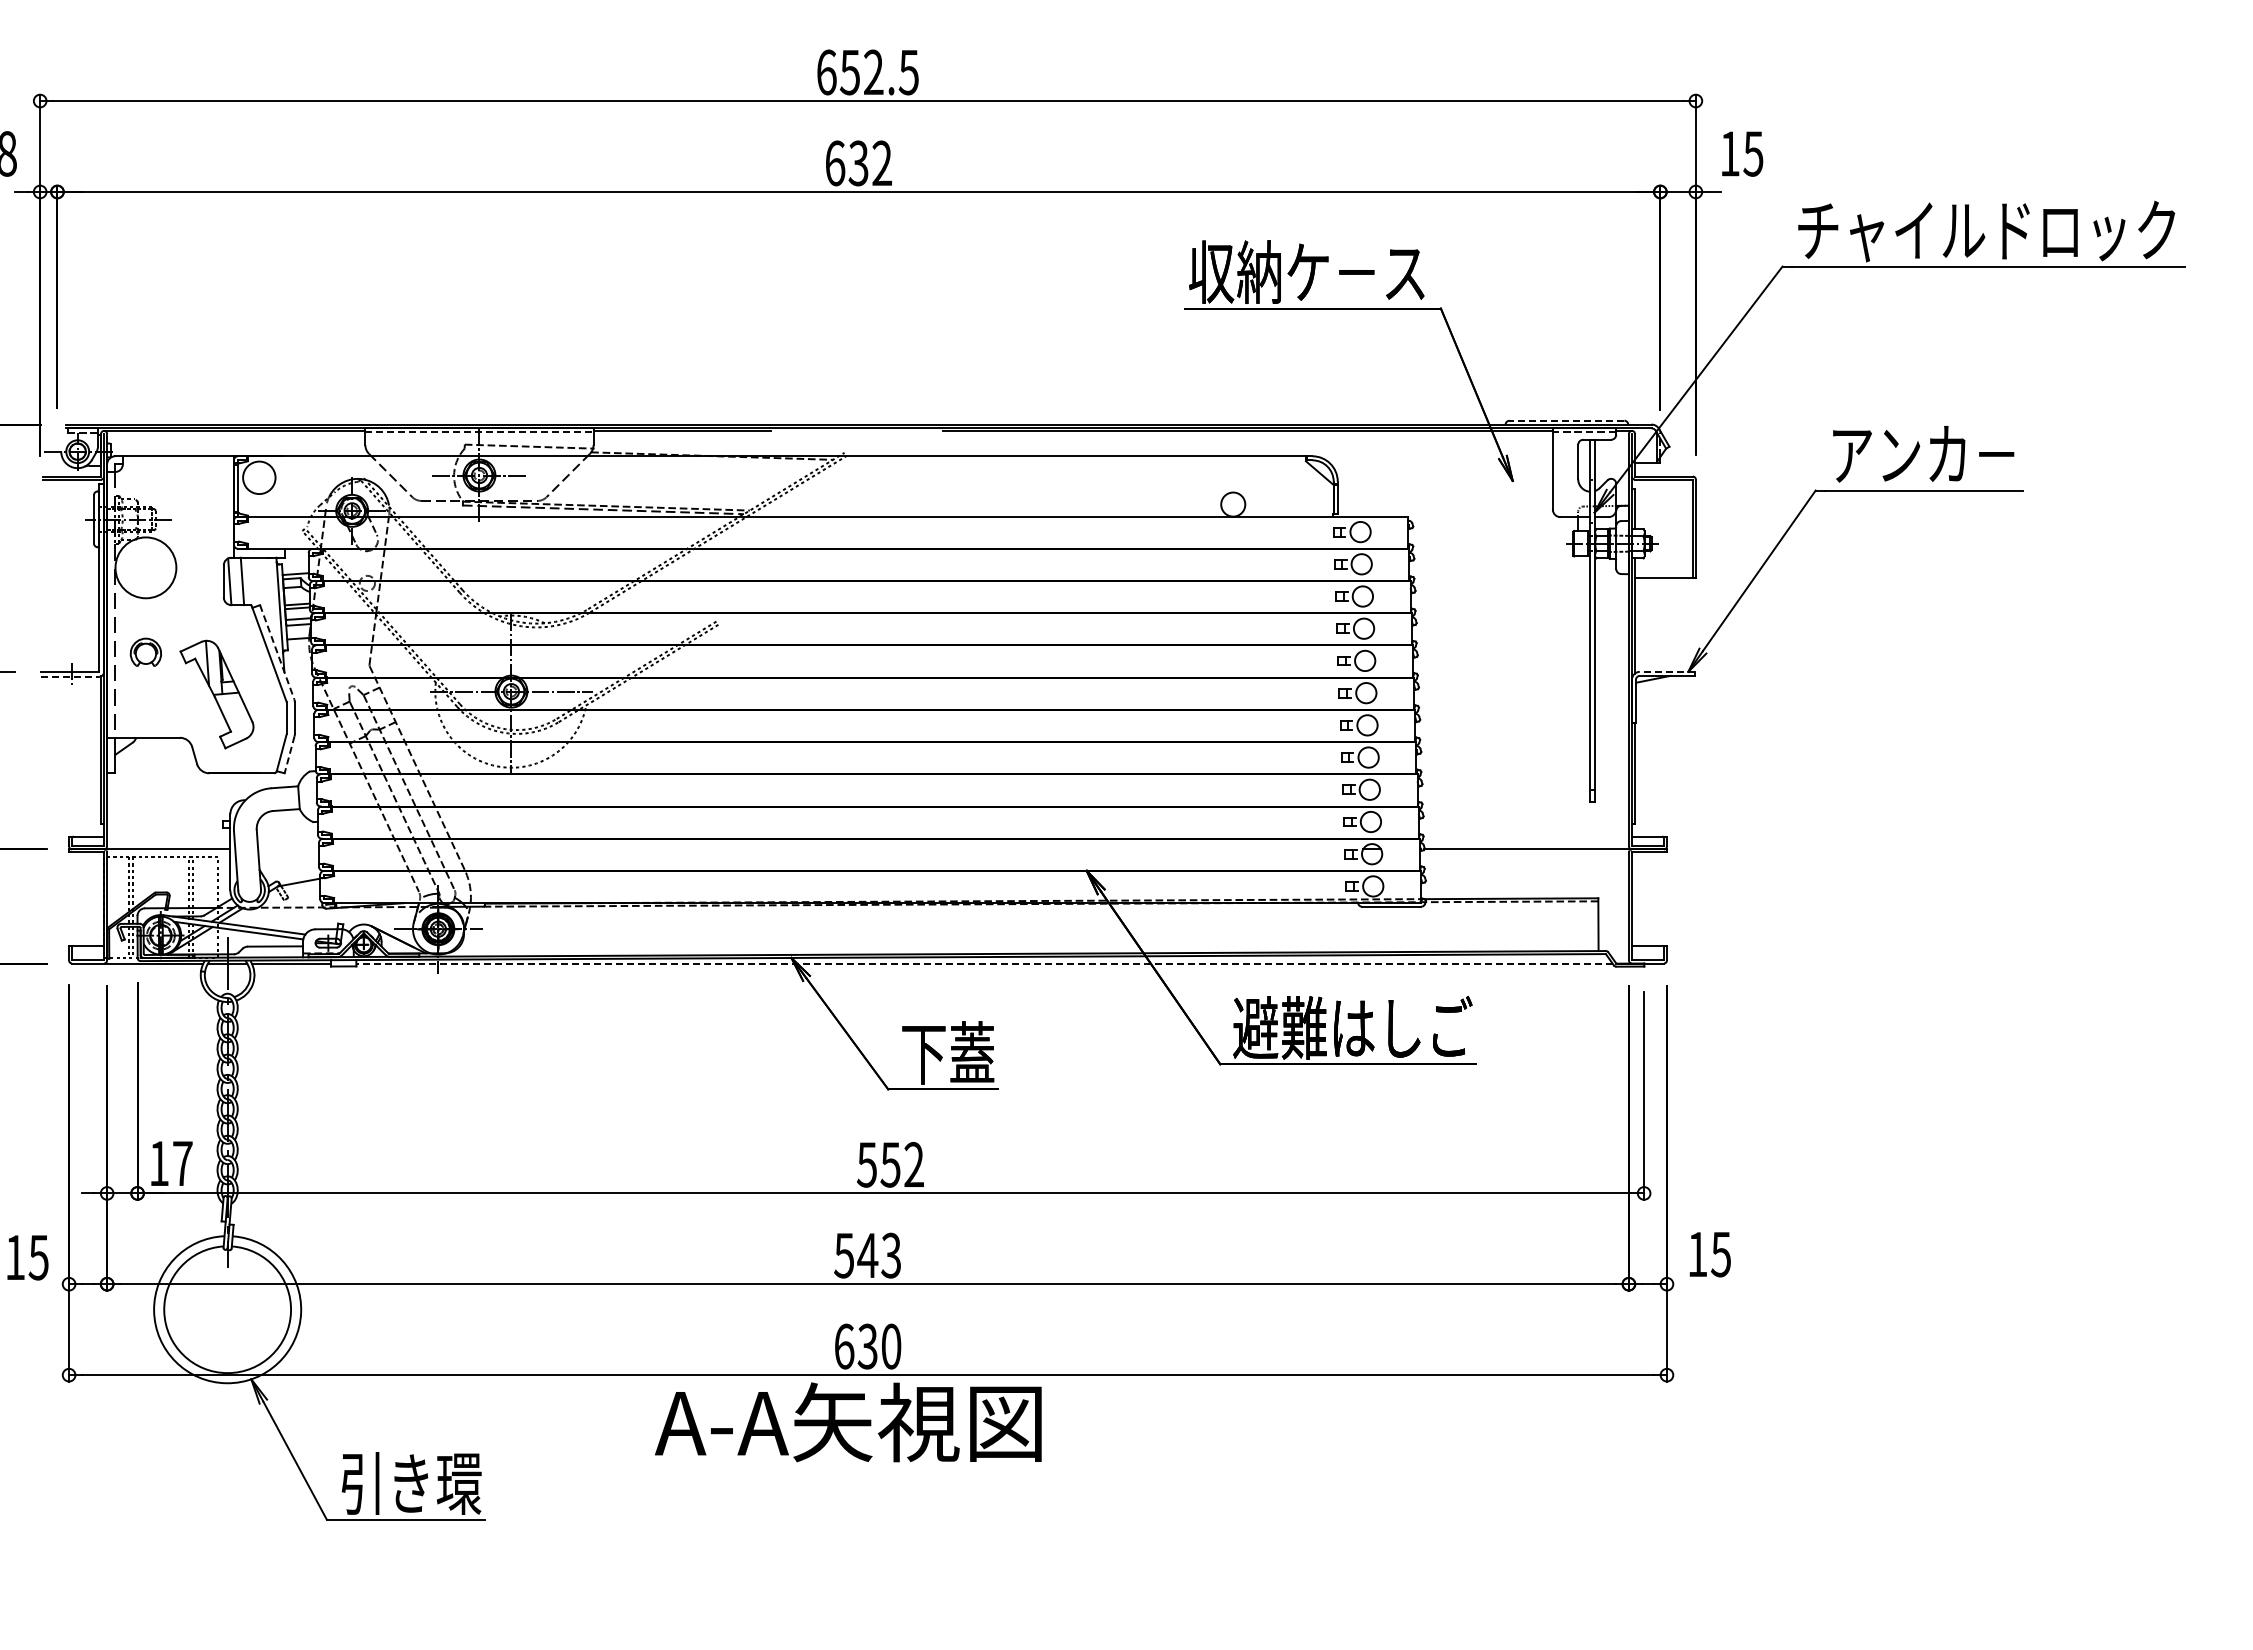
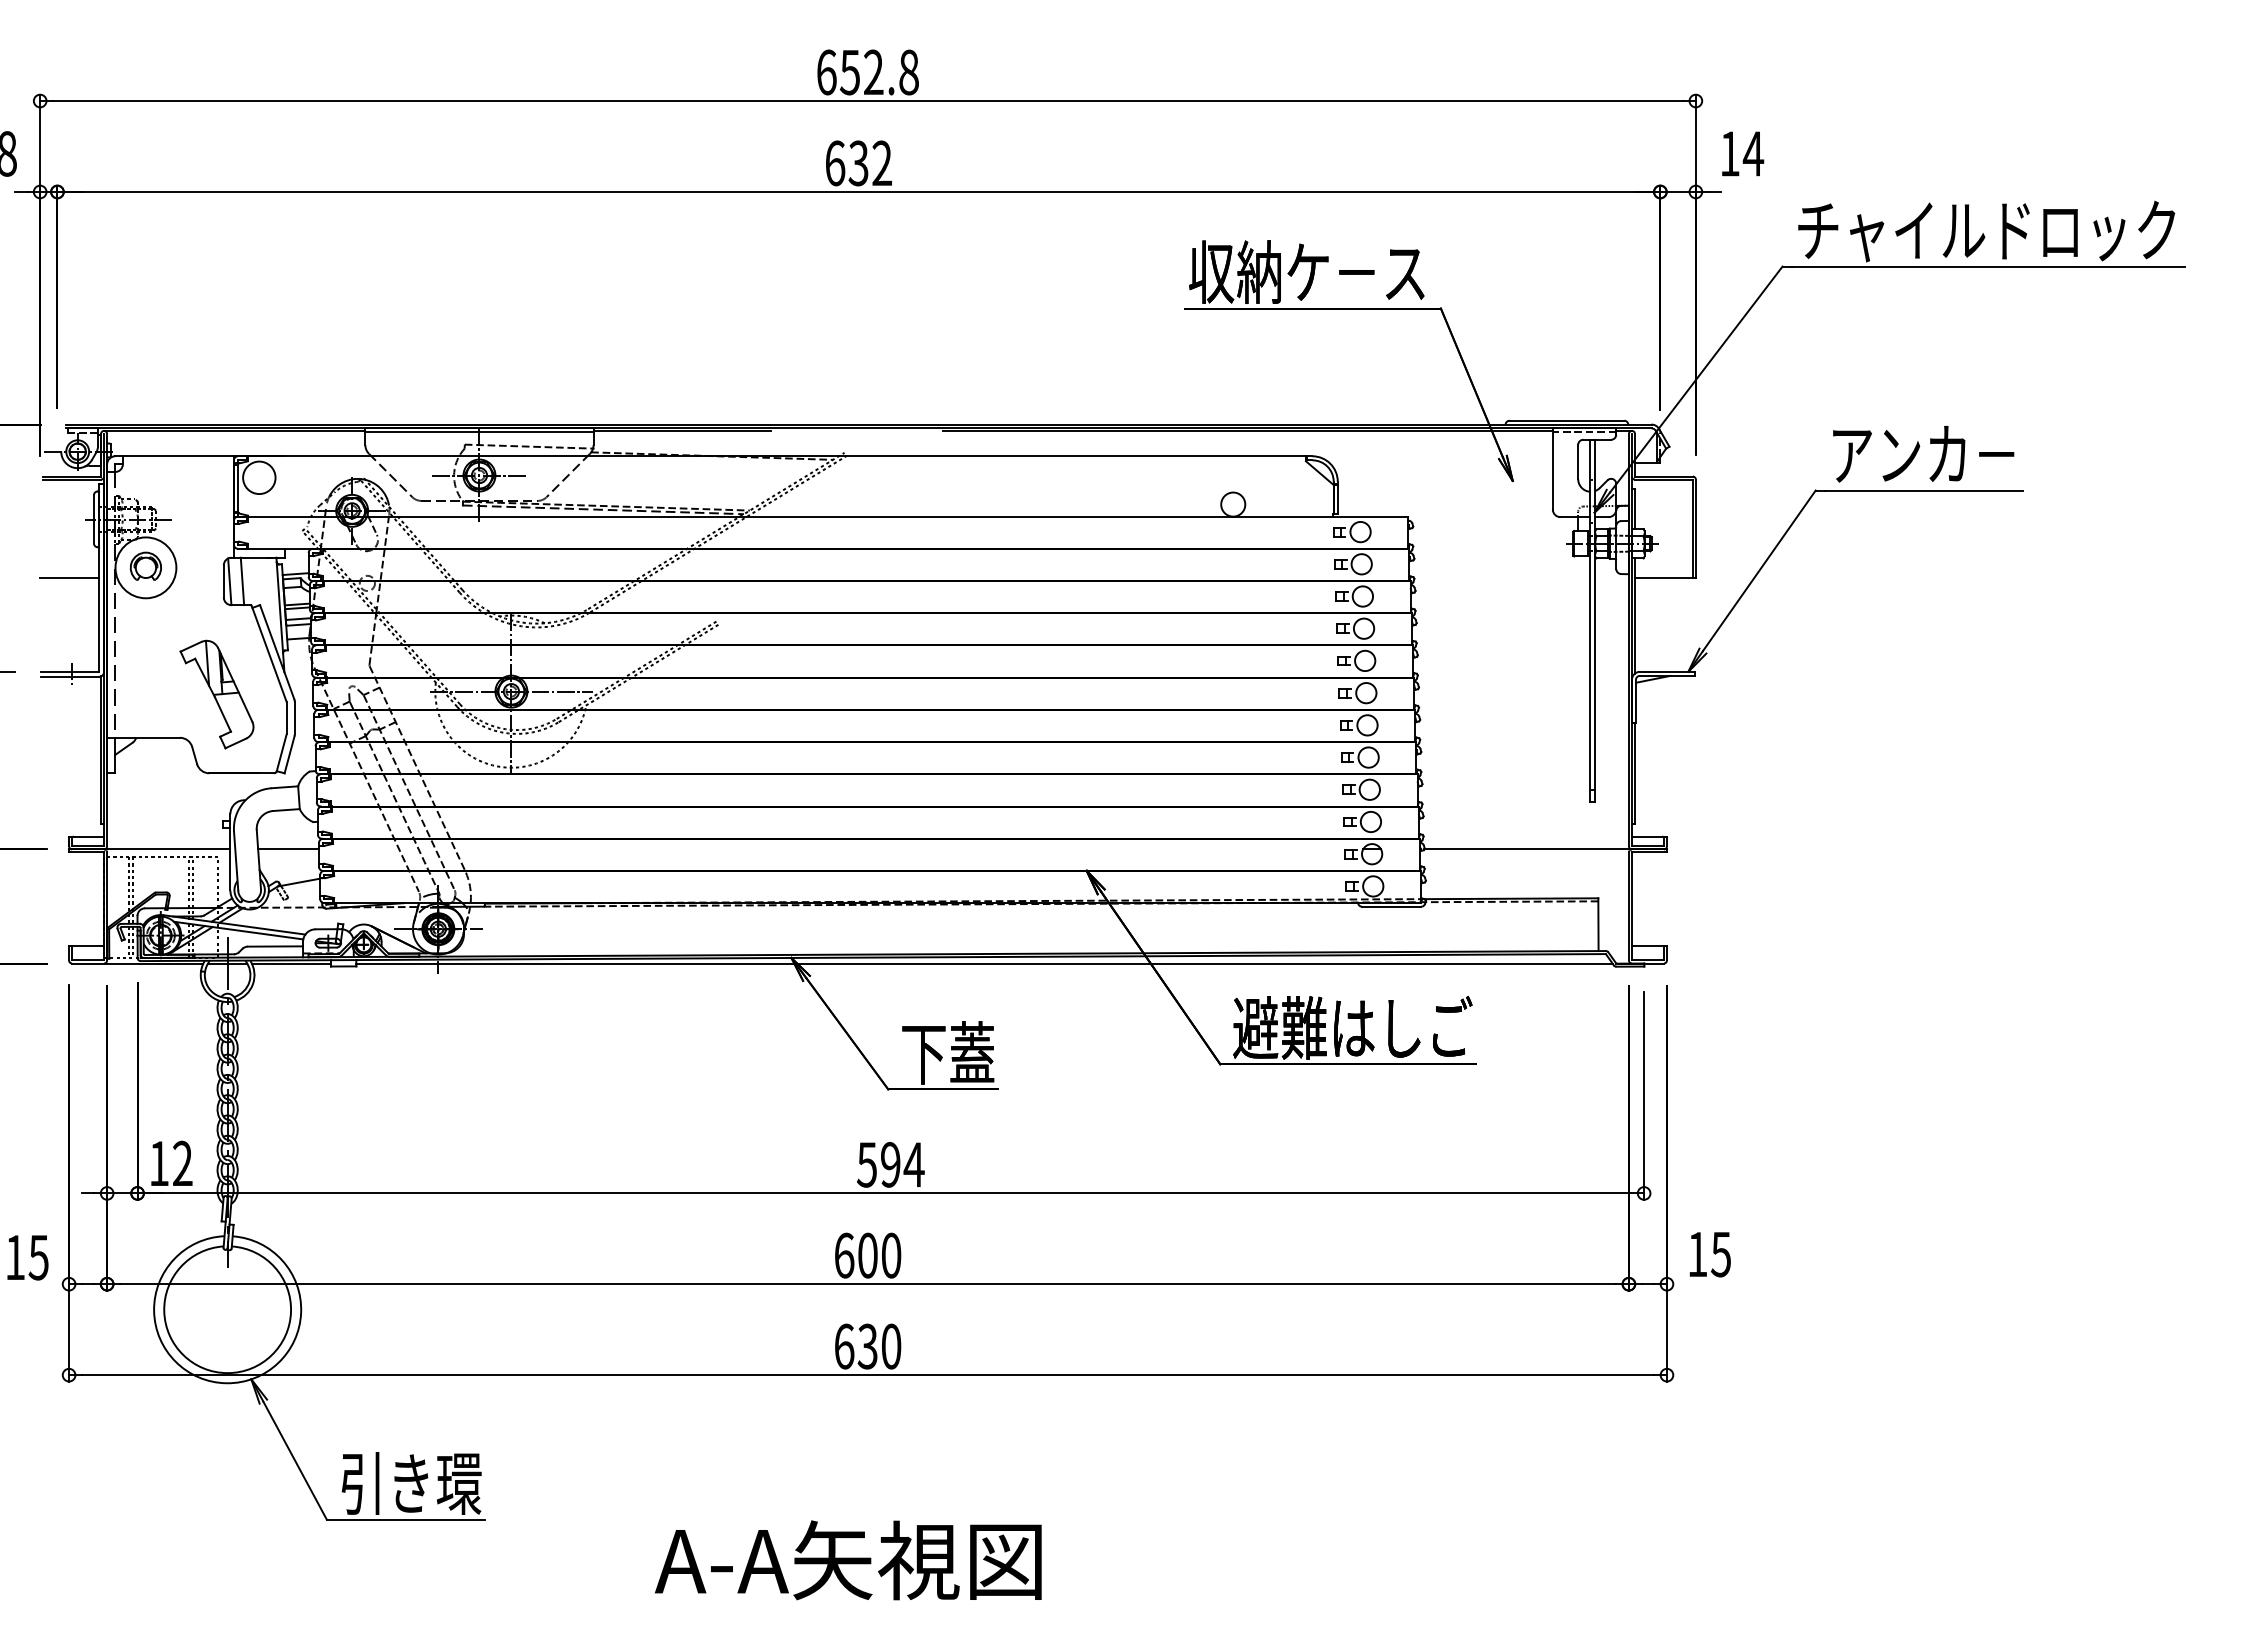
text: 652.5 -> 652.8 (908, 72)
text: 15 -> 14 (1753, 153)
line: dashed -> solid (1566, 420)
line: dashed -> solid (479, 432)
line: none -> present (69, 578)
part position: (145, 651) -> (145, 565) (145, 565)
line: dashed -> solid (277, 652)
line: dashed -> solid (1667, 671)
line: dashed -> solid (70, 676)
line: dashed -> solid (289, 755)
line: none -> present (288, 849)
line: dashed -> solid (983, 963)
text: 17 -> 12 (182, 1162)
text: 552 -> 594 (902, 1164)
text: 543 -> 600 (867, 1255)
text position: (848, 1422) -> (848, 1560) (848, 1560)
